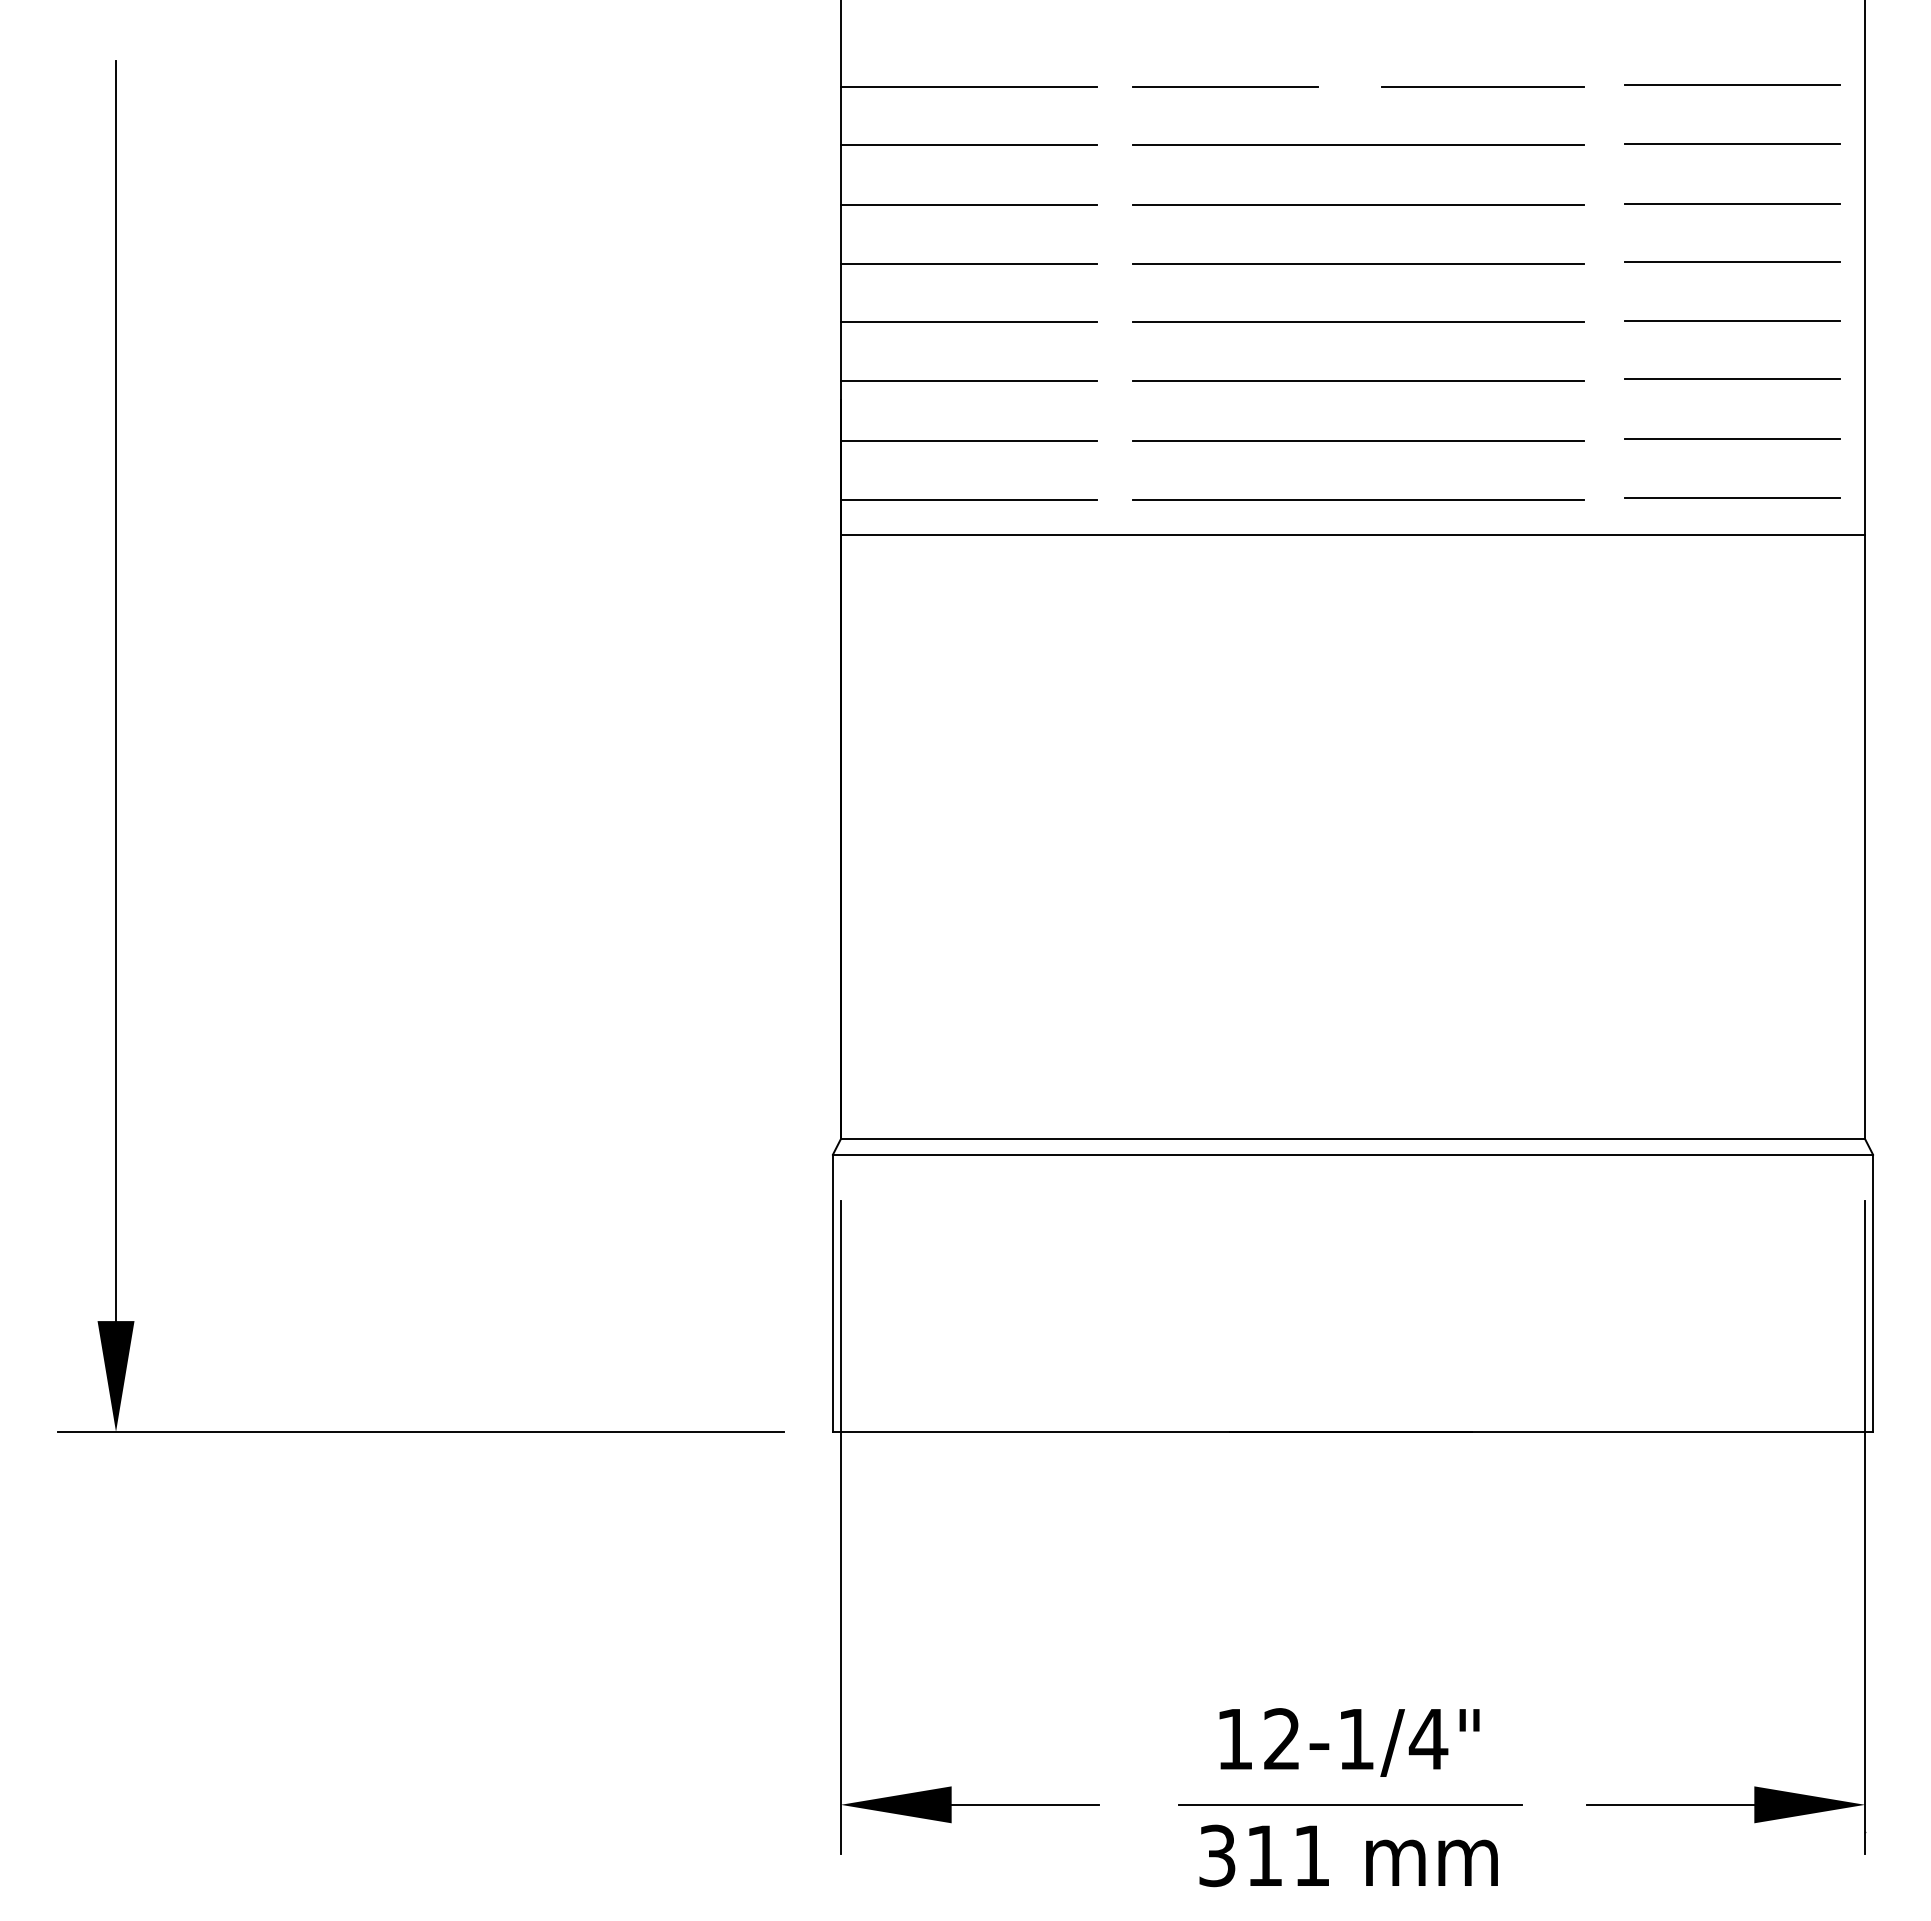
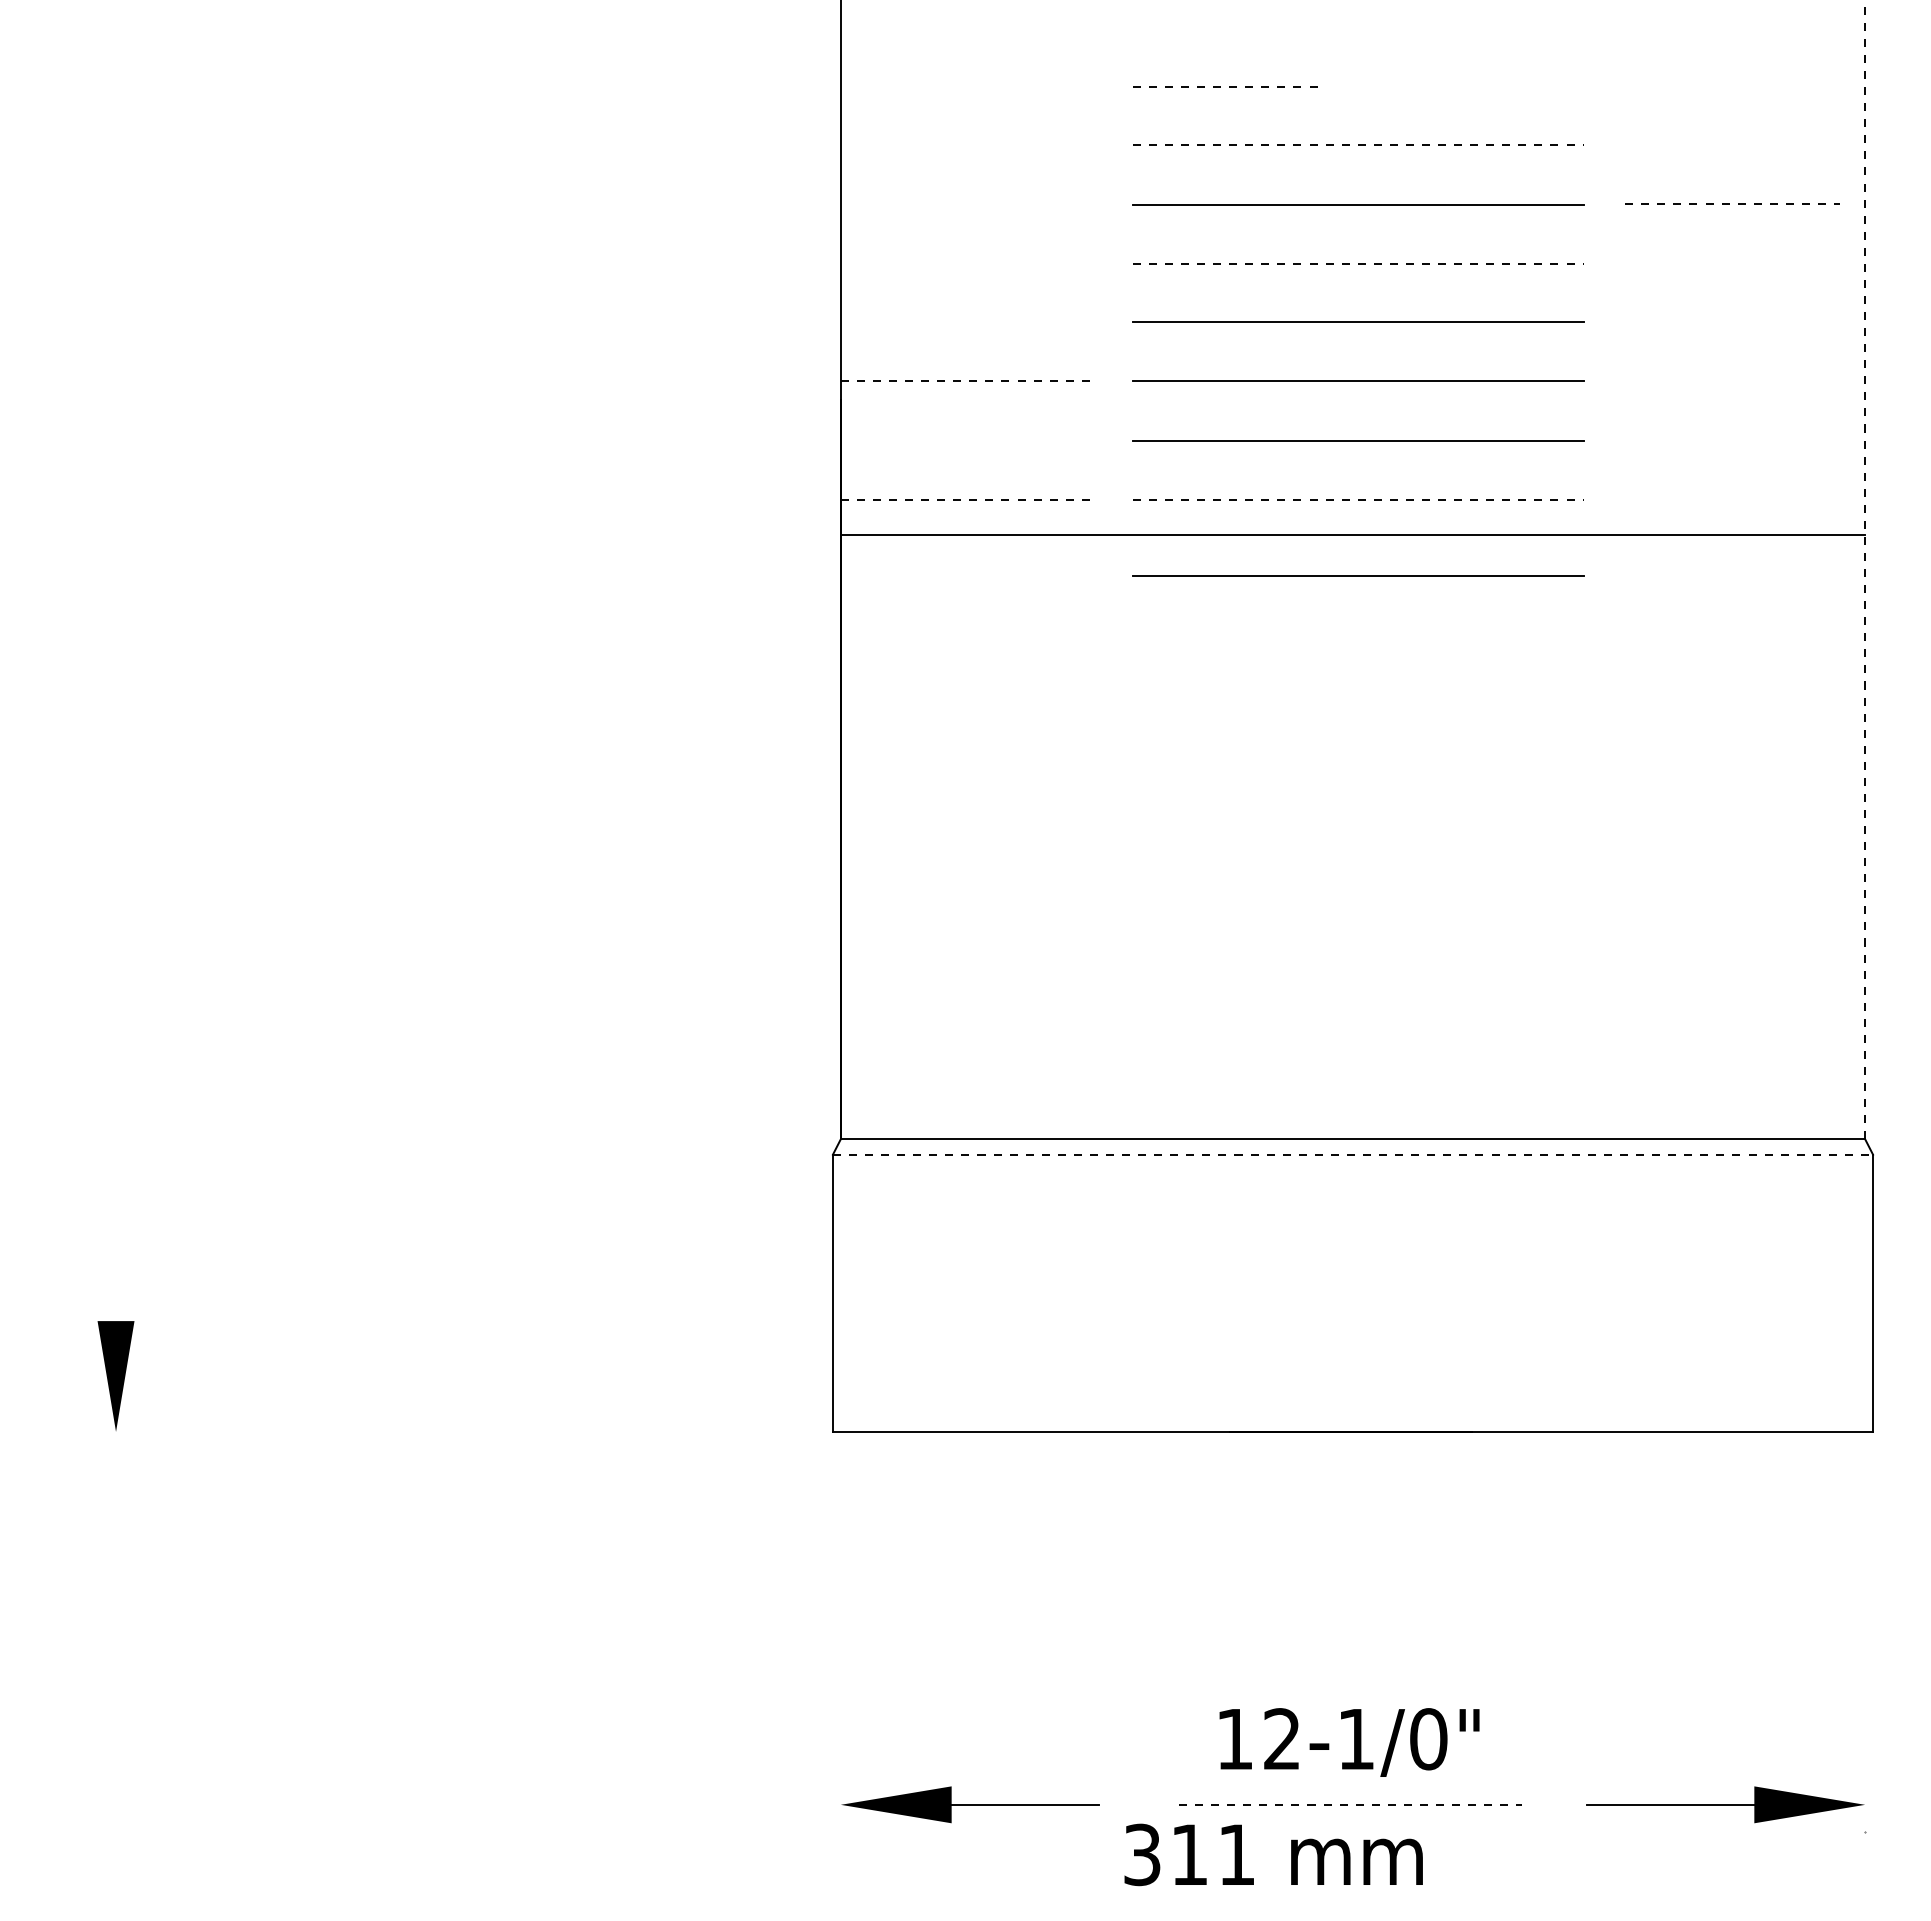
line: present -> none (1732, 85)
line: present -> none (968, 86)
line: solid -> dashed (1225, 86)
line: present -> none (1482, 86)
line: present -> none (1732, 143)
line: present -> none (968, 145)
line: solid -> dashed (1358, 145)
line: solid -> dashed (1732, 203)
line: present -> none (968, 205)
line: present -> none (1732, 262)
line: present -> none (968, 263)
line: solid -> dashed (1358, 263)
line: present -> none (1732, 320)
line: present -> none (968, 322)
line: present -> none (1732, 378)
line: solid -> dashed (968, 380)
line: present -> none (1732, 439)
line: present -> none (968, 441)
line: present -> none (1732, 497)
line: solid -> dashed (968, 499)
line: solid -> dashed (1358, 499)
line: solid -> dashed (1865, 569)
line: none -> present (1358, 575)
line: present -> none (116, 718)
line: solid -> dashed (1353, 1154)
line: present -> none (420, 1431)
line: present -> none (840, 1526)
line: present -> none (1865, 1526)
text: 12-1/4" -> 12-1/0" (1428, 1739)
line: solid -> dashed (1350, 1805)
text position: (1348, 1855) -> (1273, 1854) (1273, 1854)
